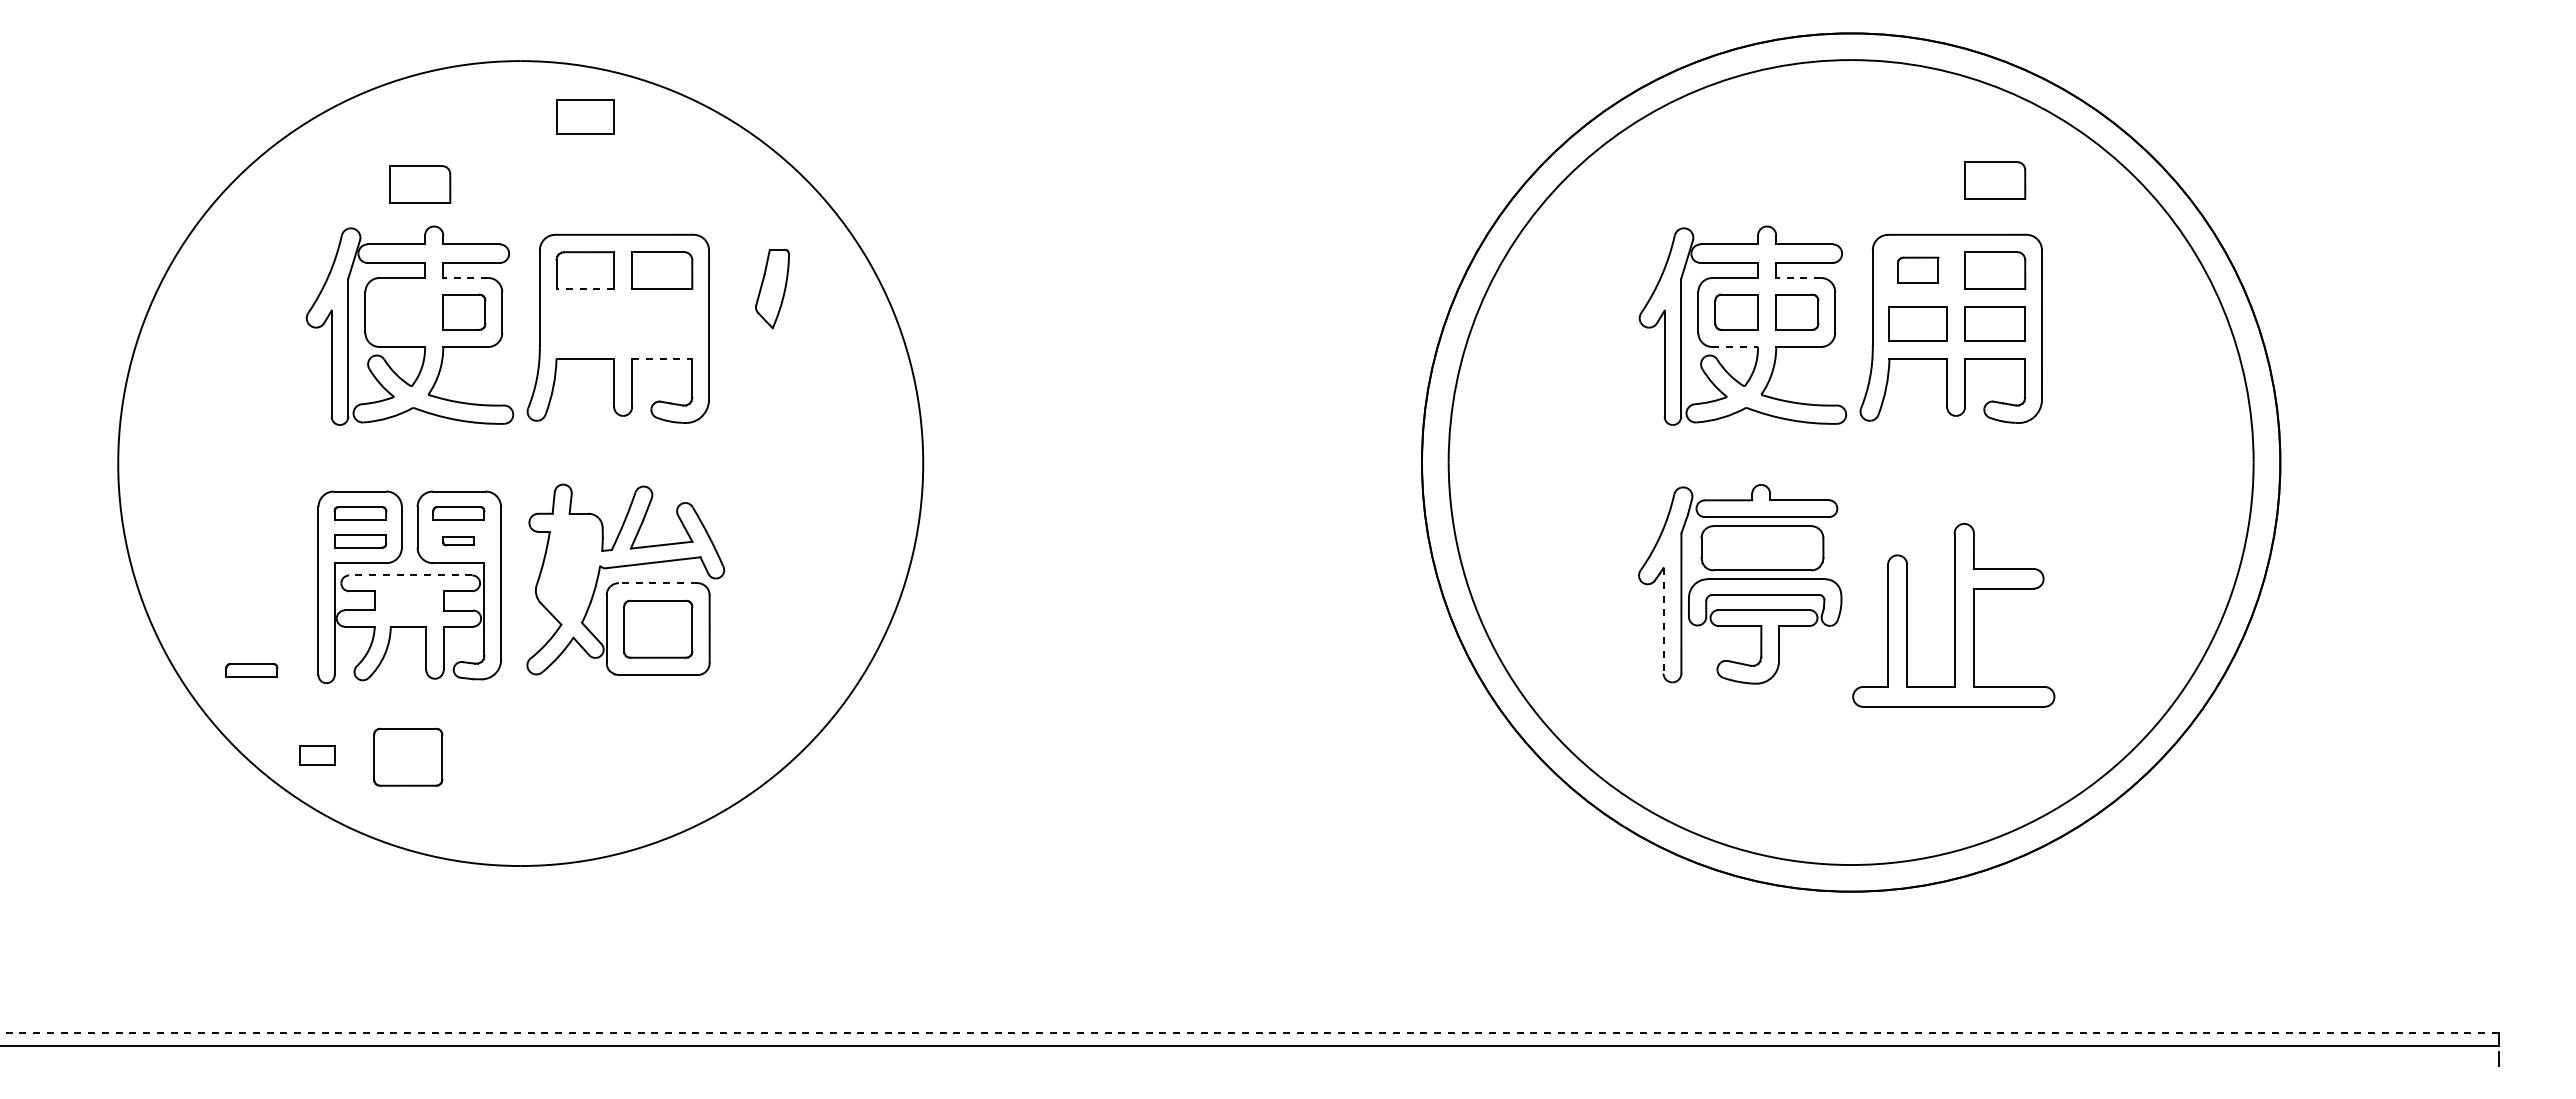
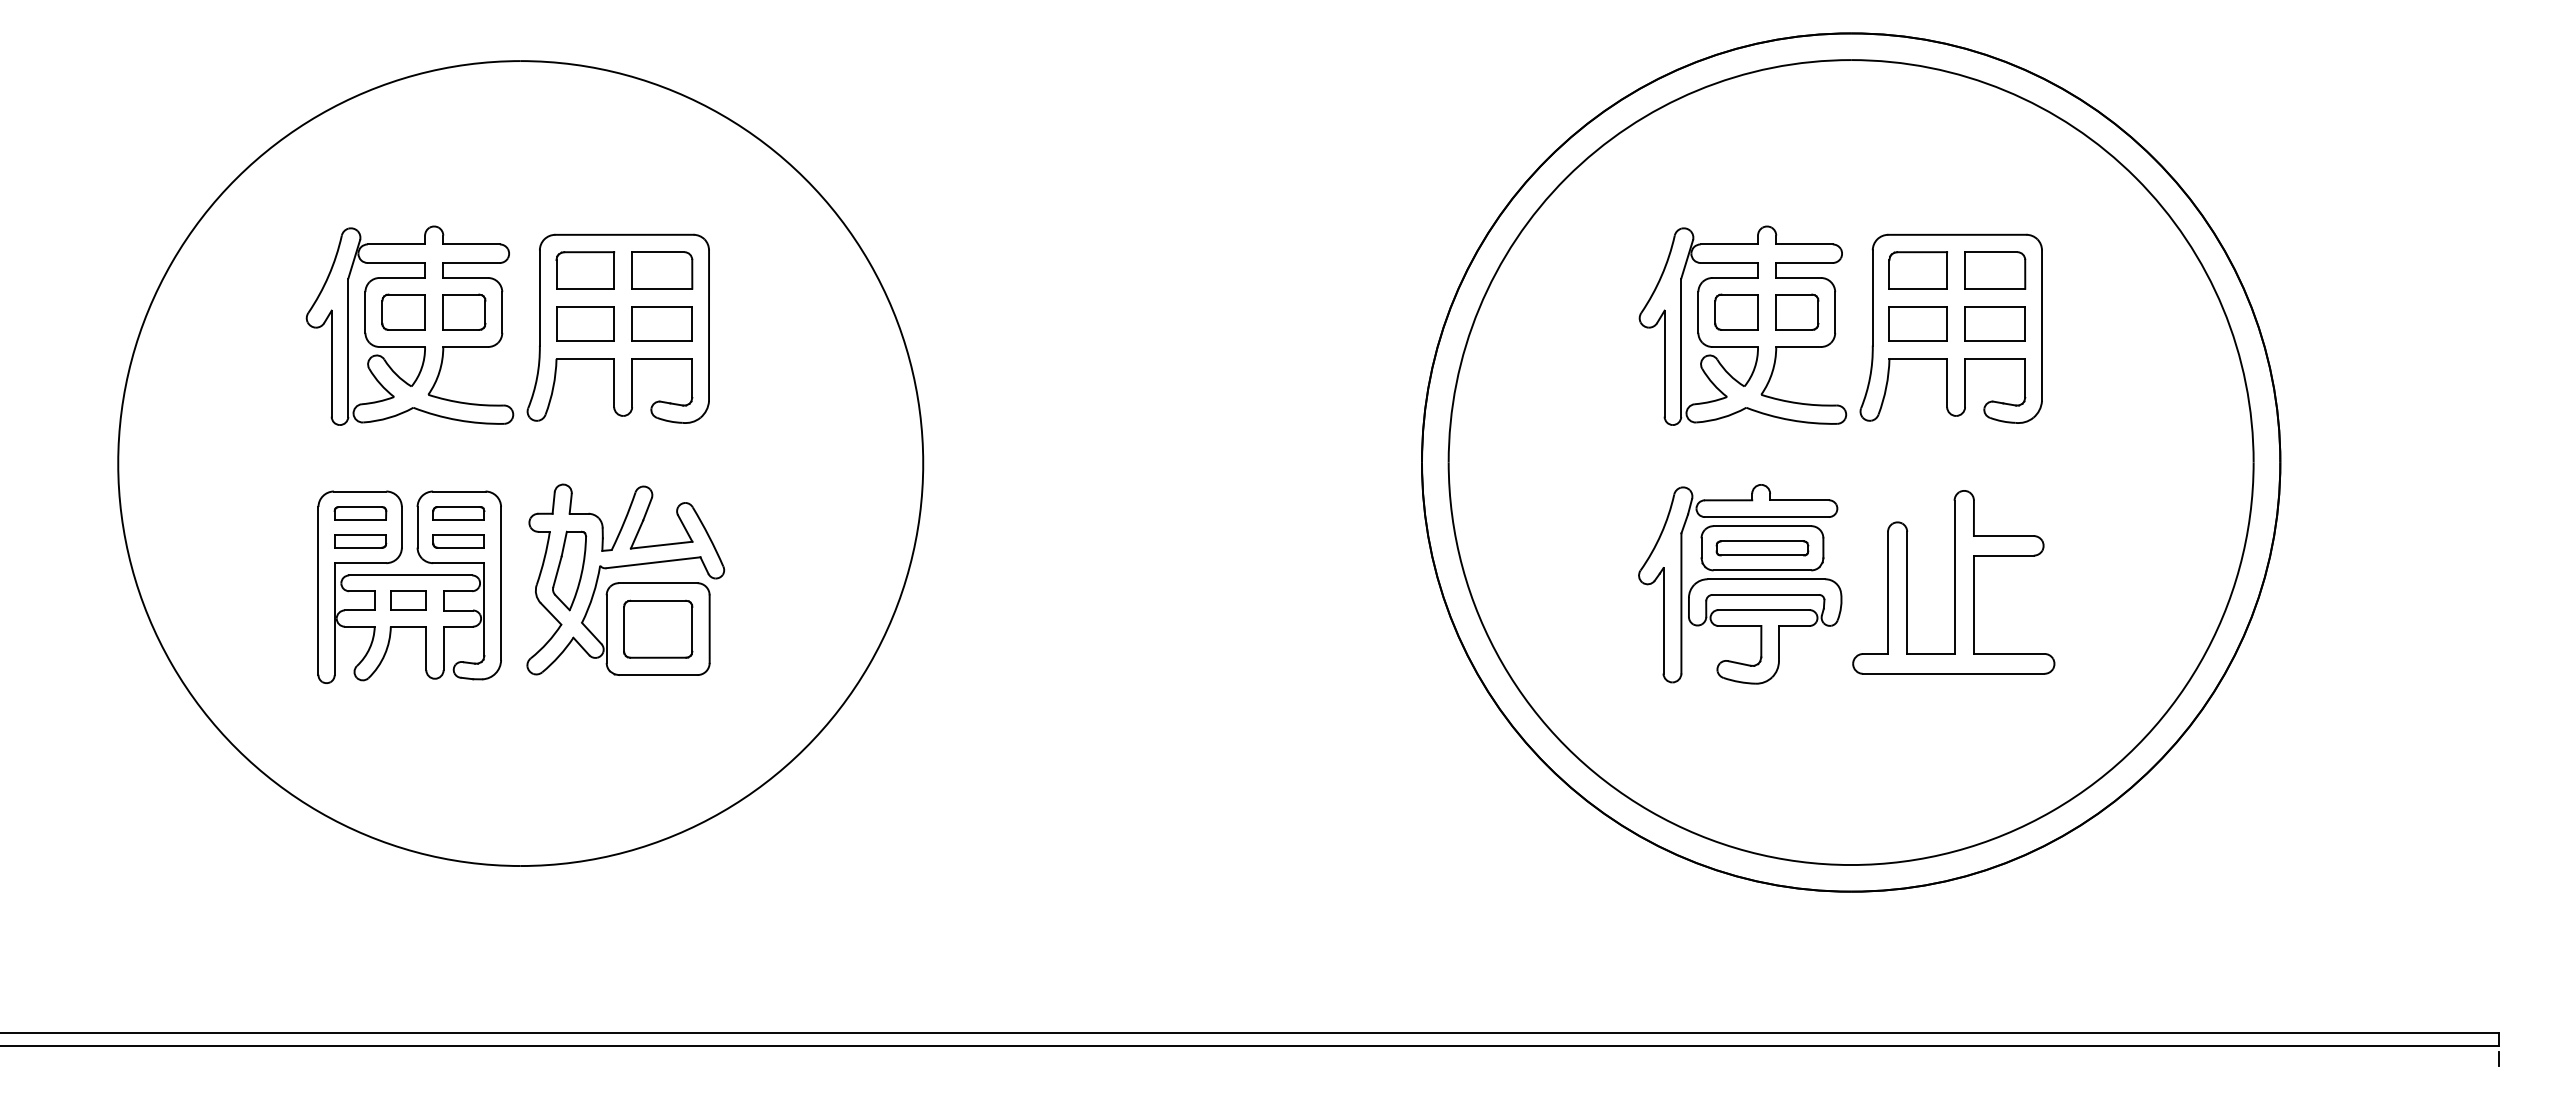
part position: (585, 116) -> (585, 323) (585, 323)
part: present -> none (1995, 180)
part: present -> none (420, 184)
part size: 43x28 px -> 60x39 px (1917, 270)
line: dashed -> solid (465, 277)
line: dashed -> solid (1798, 277)
line: dashed -> solid (585, 288)
part position: (772, 288) -> (569, 570) (569, 570)
part: none -> present (403, 311)
part: none -> present (661, 323)
line: dashed -> solid (1735, 347)
line: dashed -> solid (662, 358)
part size: 33x11 px -> 53x15 px (458, 541)
part: none -> present (1762, 548)
line: dashed -> solid (410, 575)
line: dashed -> solid (657, 583)
part position: (1953, 615) -> (1953, 582) (1953, 582)
line: dashed -> solid (1663, 620)
part: present -> none (251, 670)
part position: (317, 755) -> (408, 600) (408, 600)
part: present -> none (408, 756)
line: dashed -> solid (1248, 1032)
